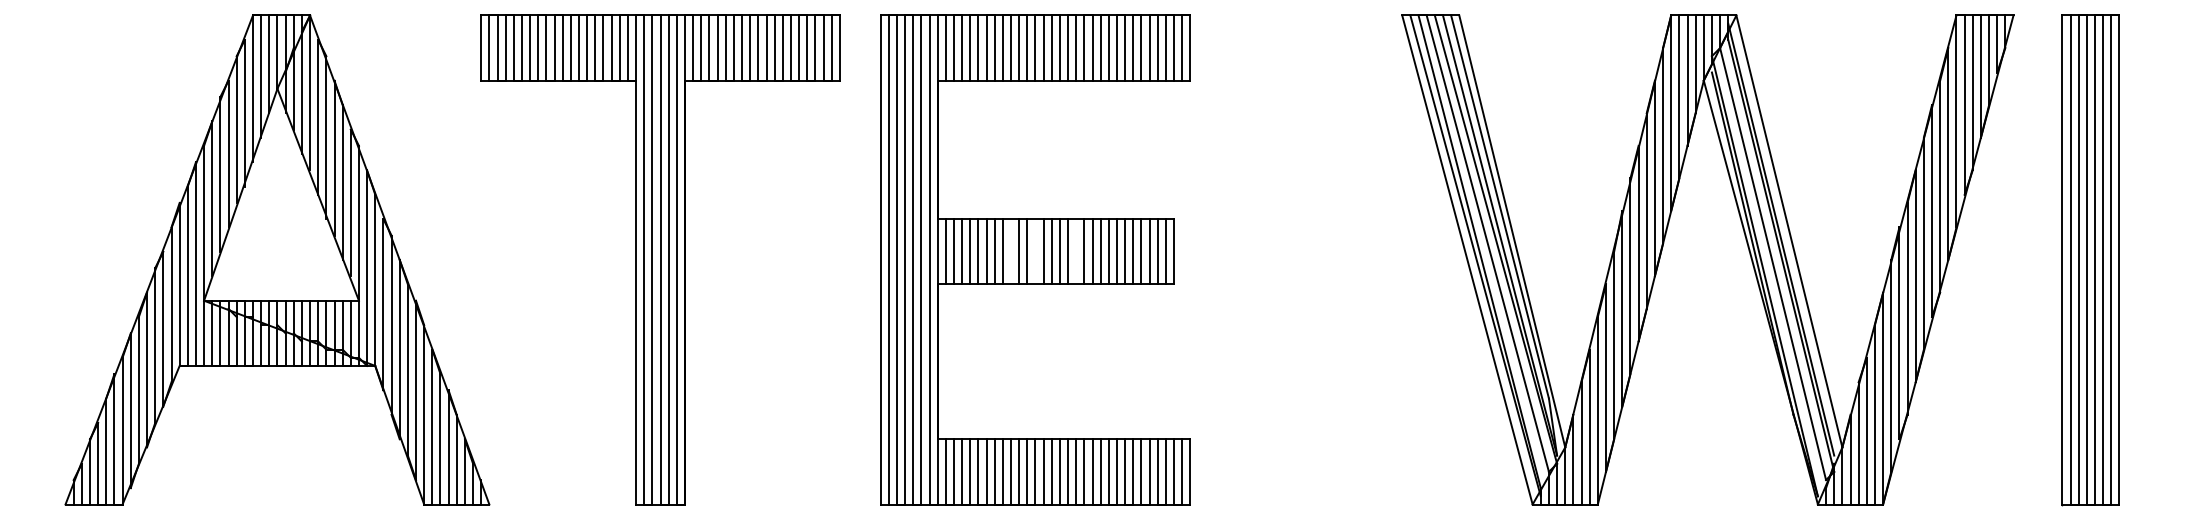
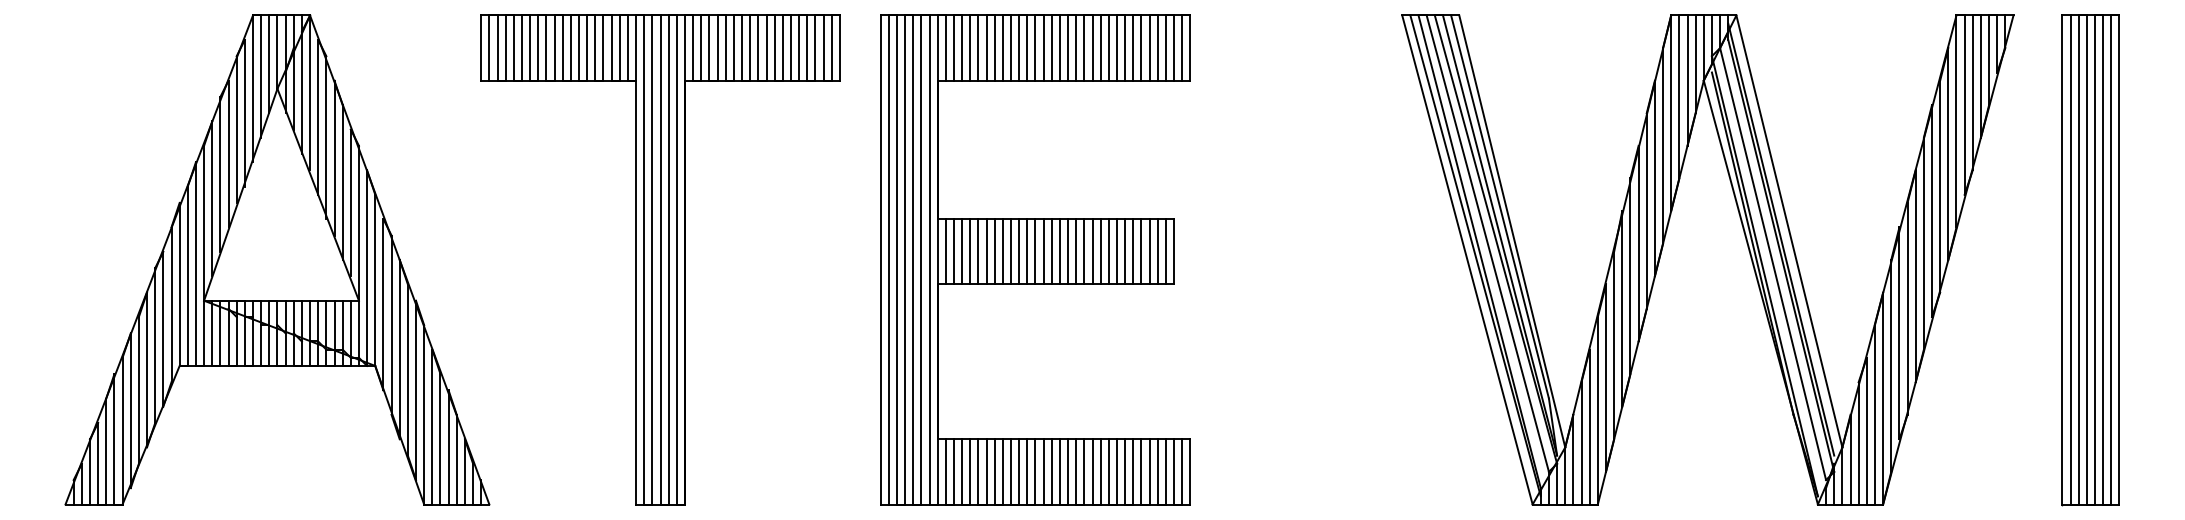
line: none -> present (1011, 251)
line: none -> present (1035, 251)
line: none -> present (1076, 251)
